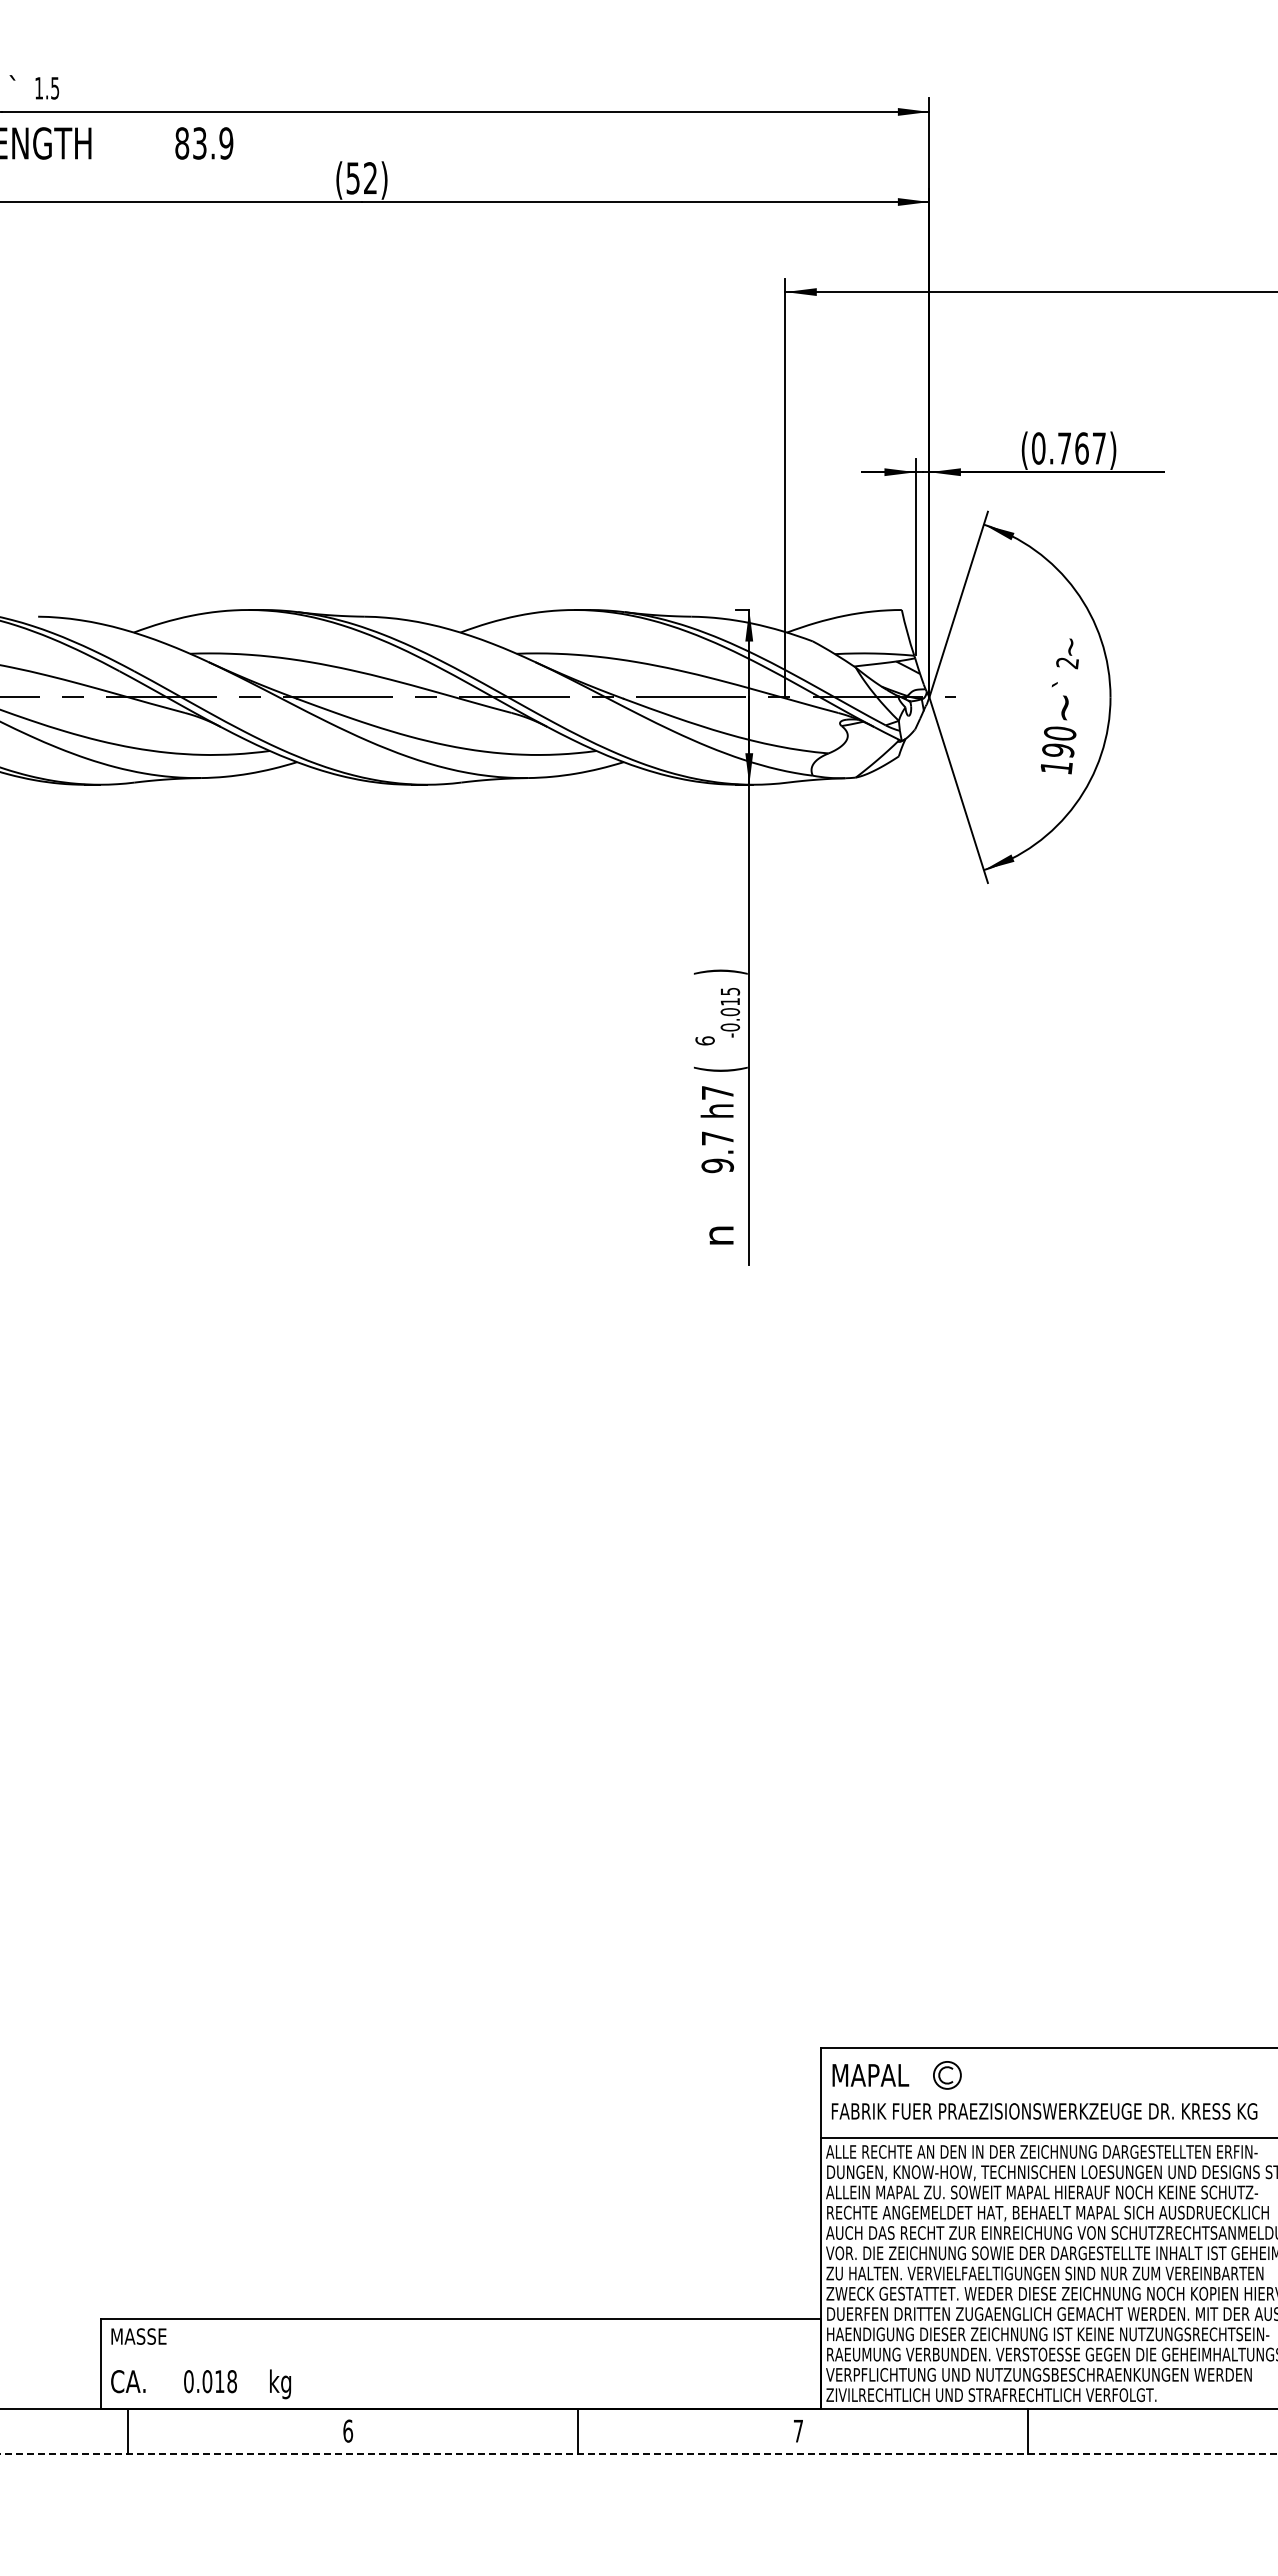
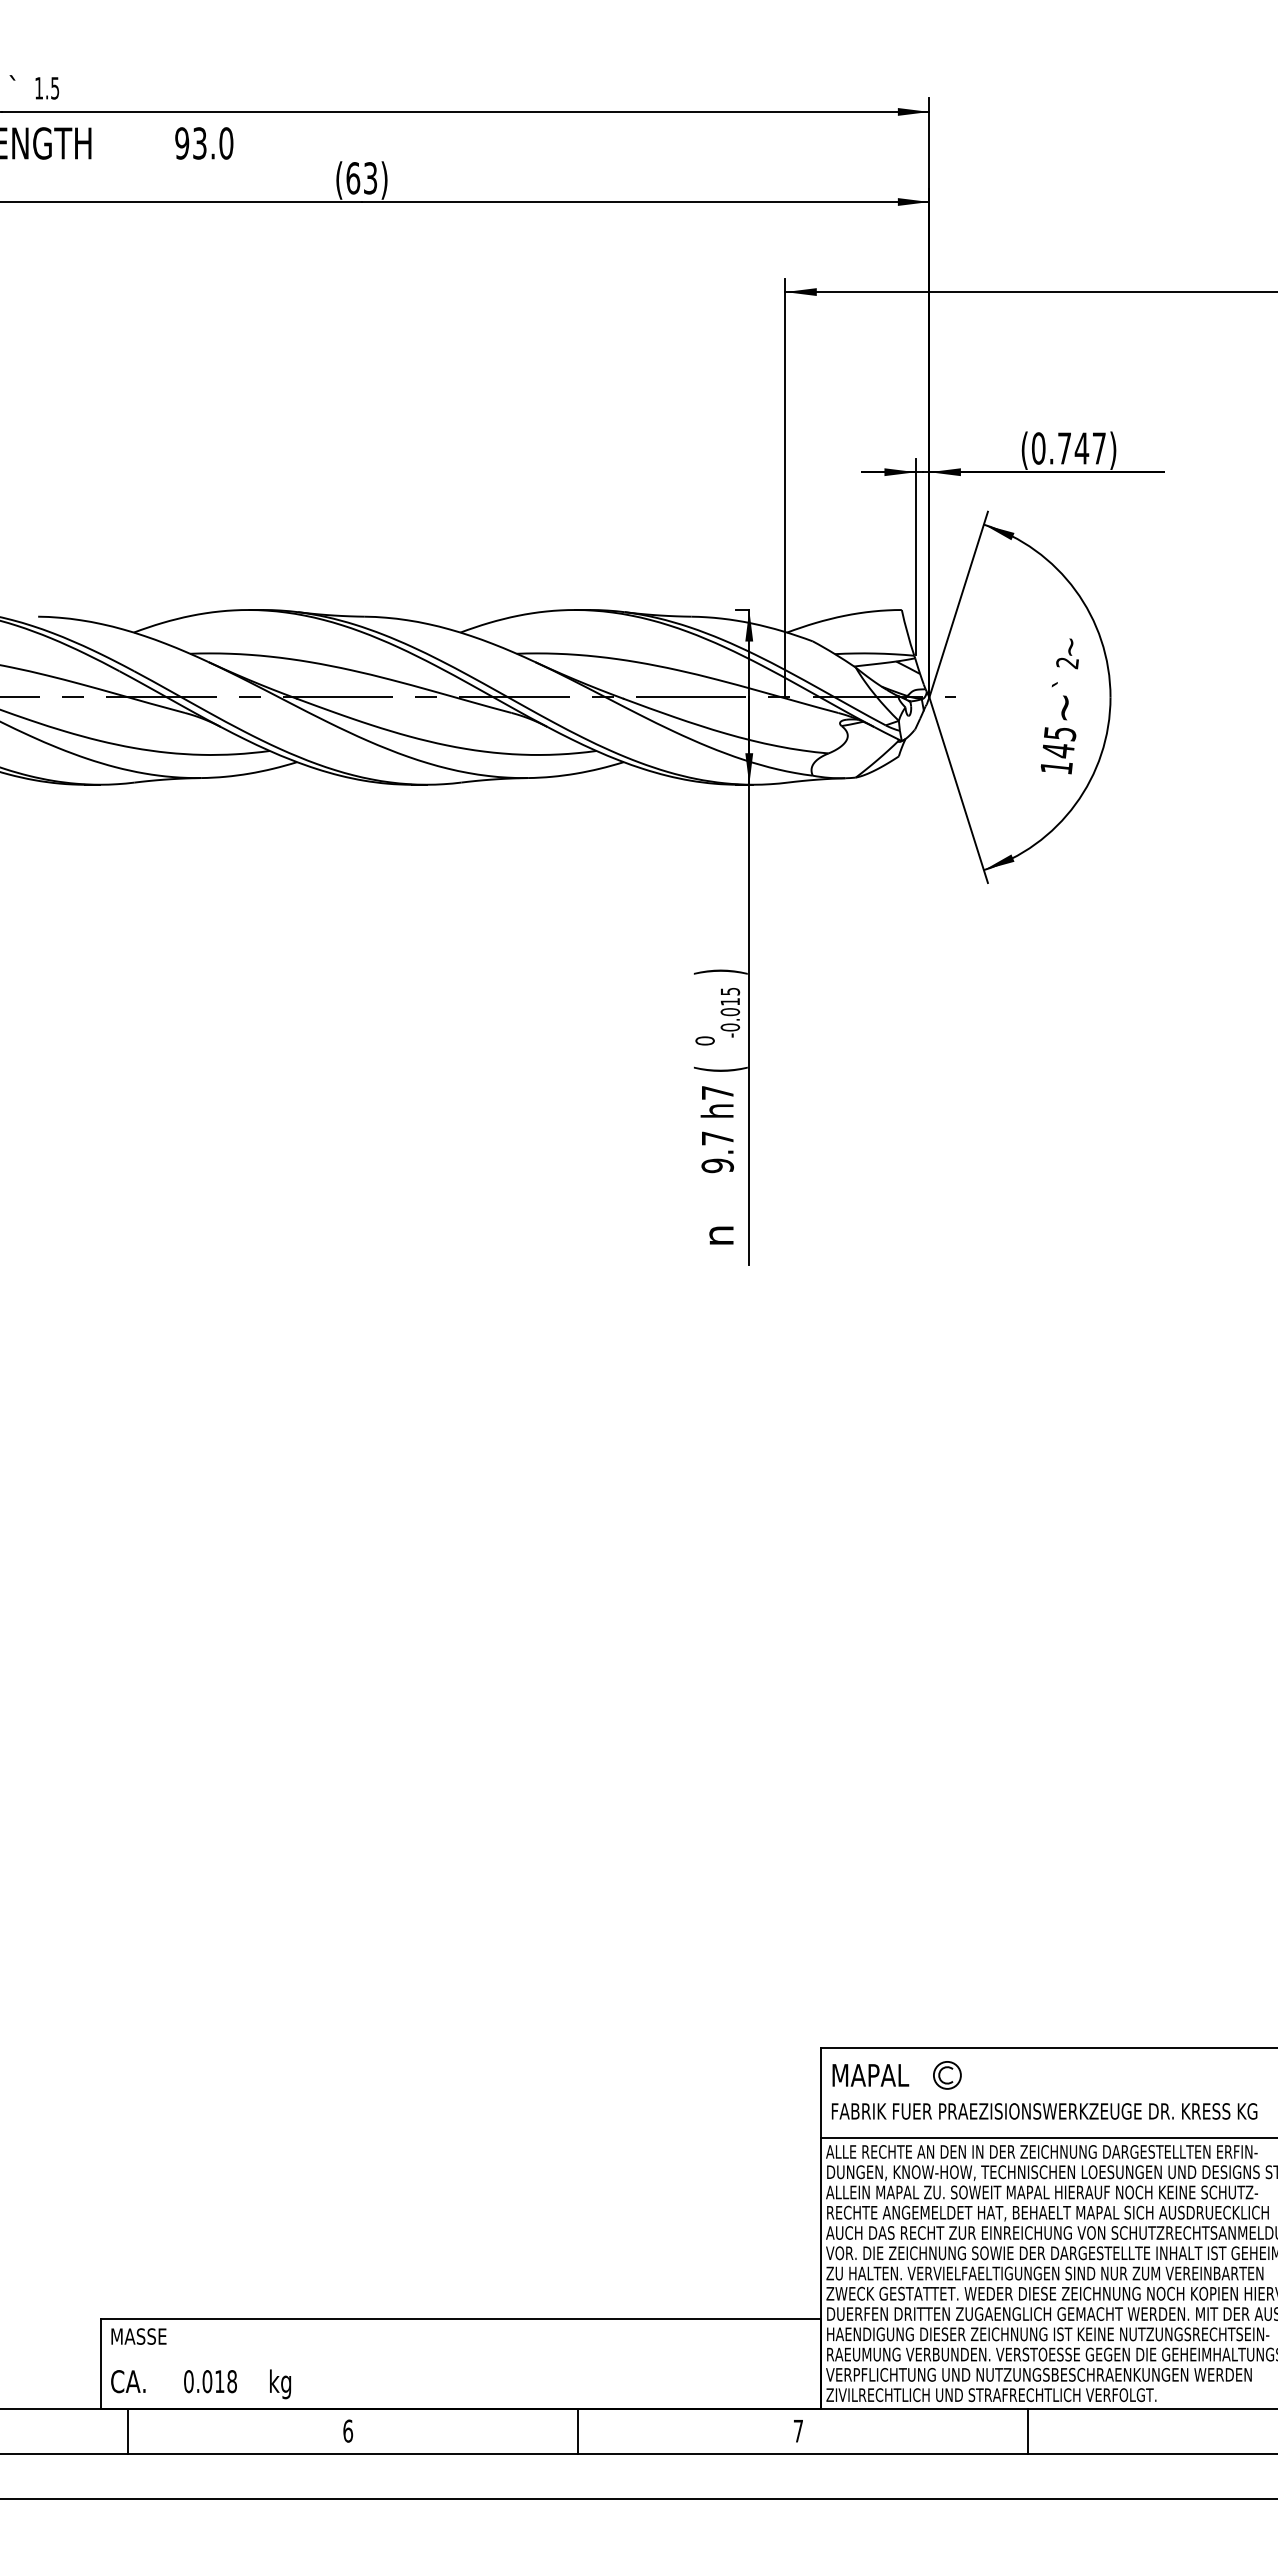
text: 83.9 -> 93.0 (204, 143)
text: (52) -> (63) (361, 178)
text: (0.767) -> (0.747) (1081, 448)
text: 190 -> 145 (1059, 742)
text: 6 -> 0 (704, 1040)
line: dashed -> solid (639, 2453)
line: none -> present (638, 2498)
